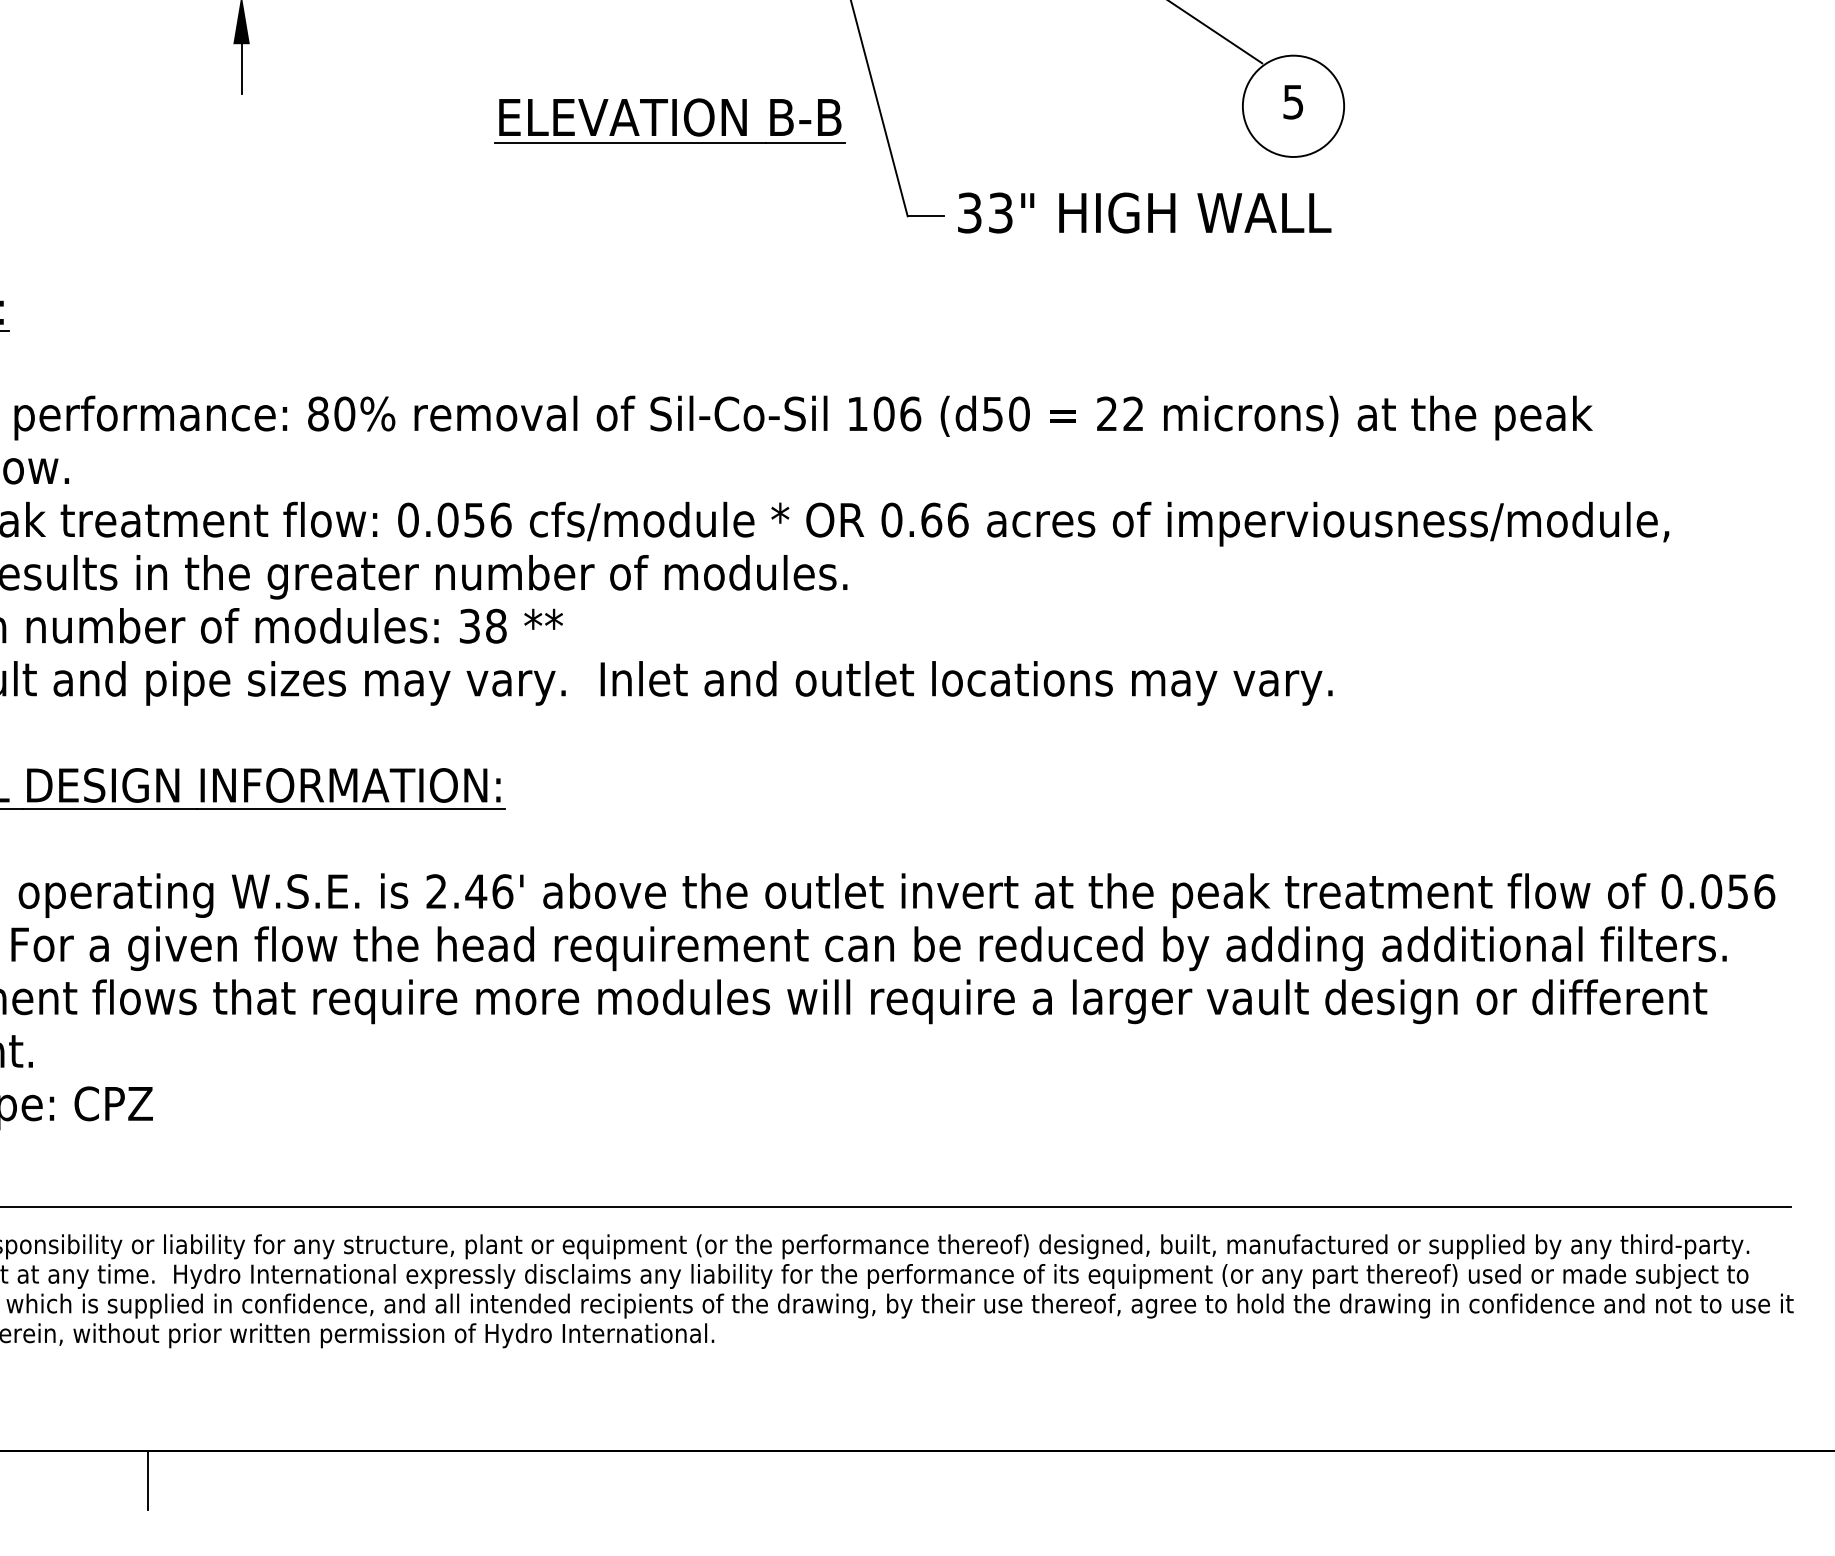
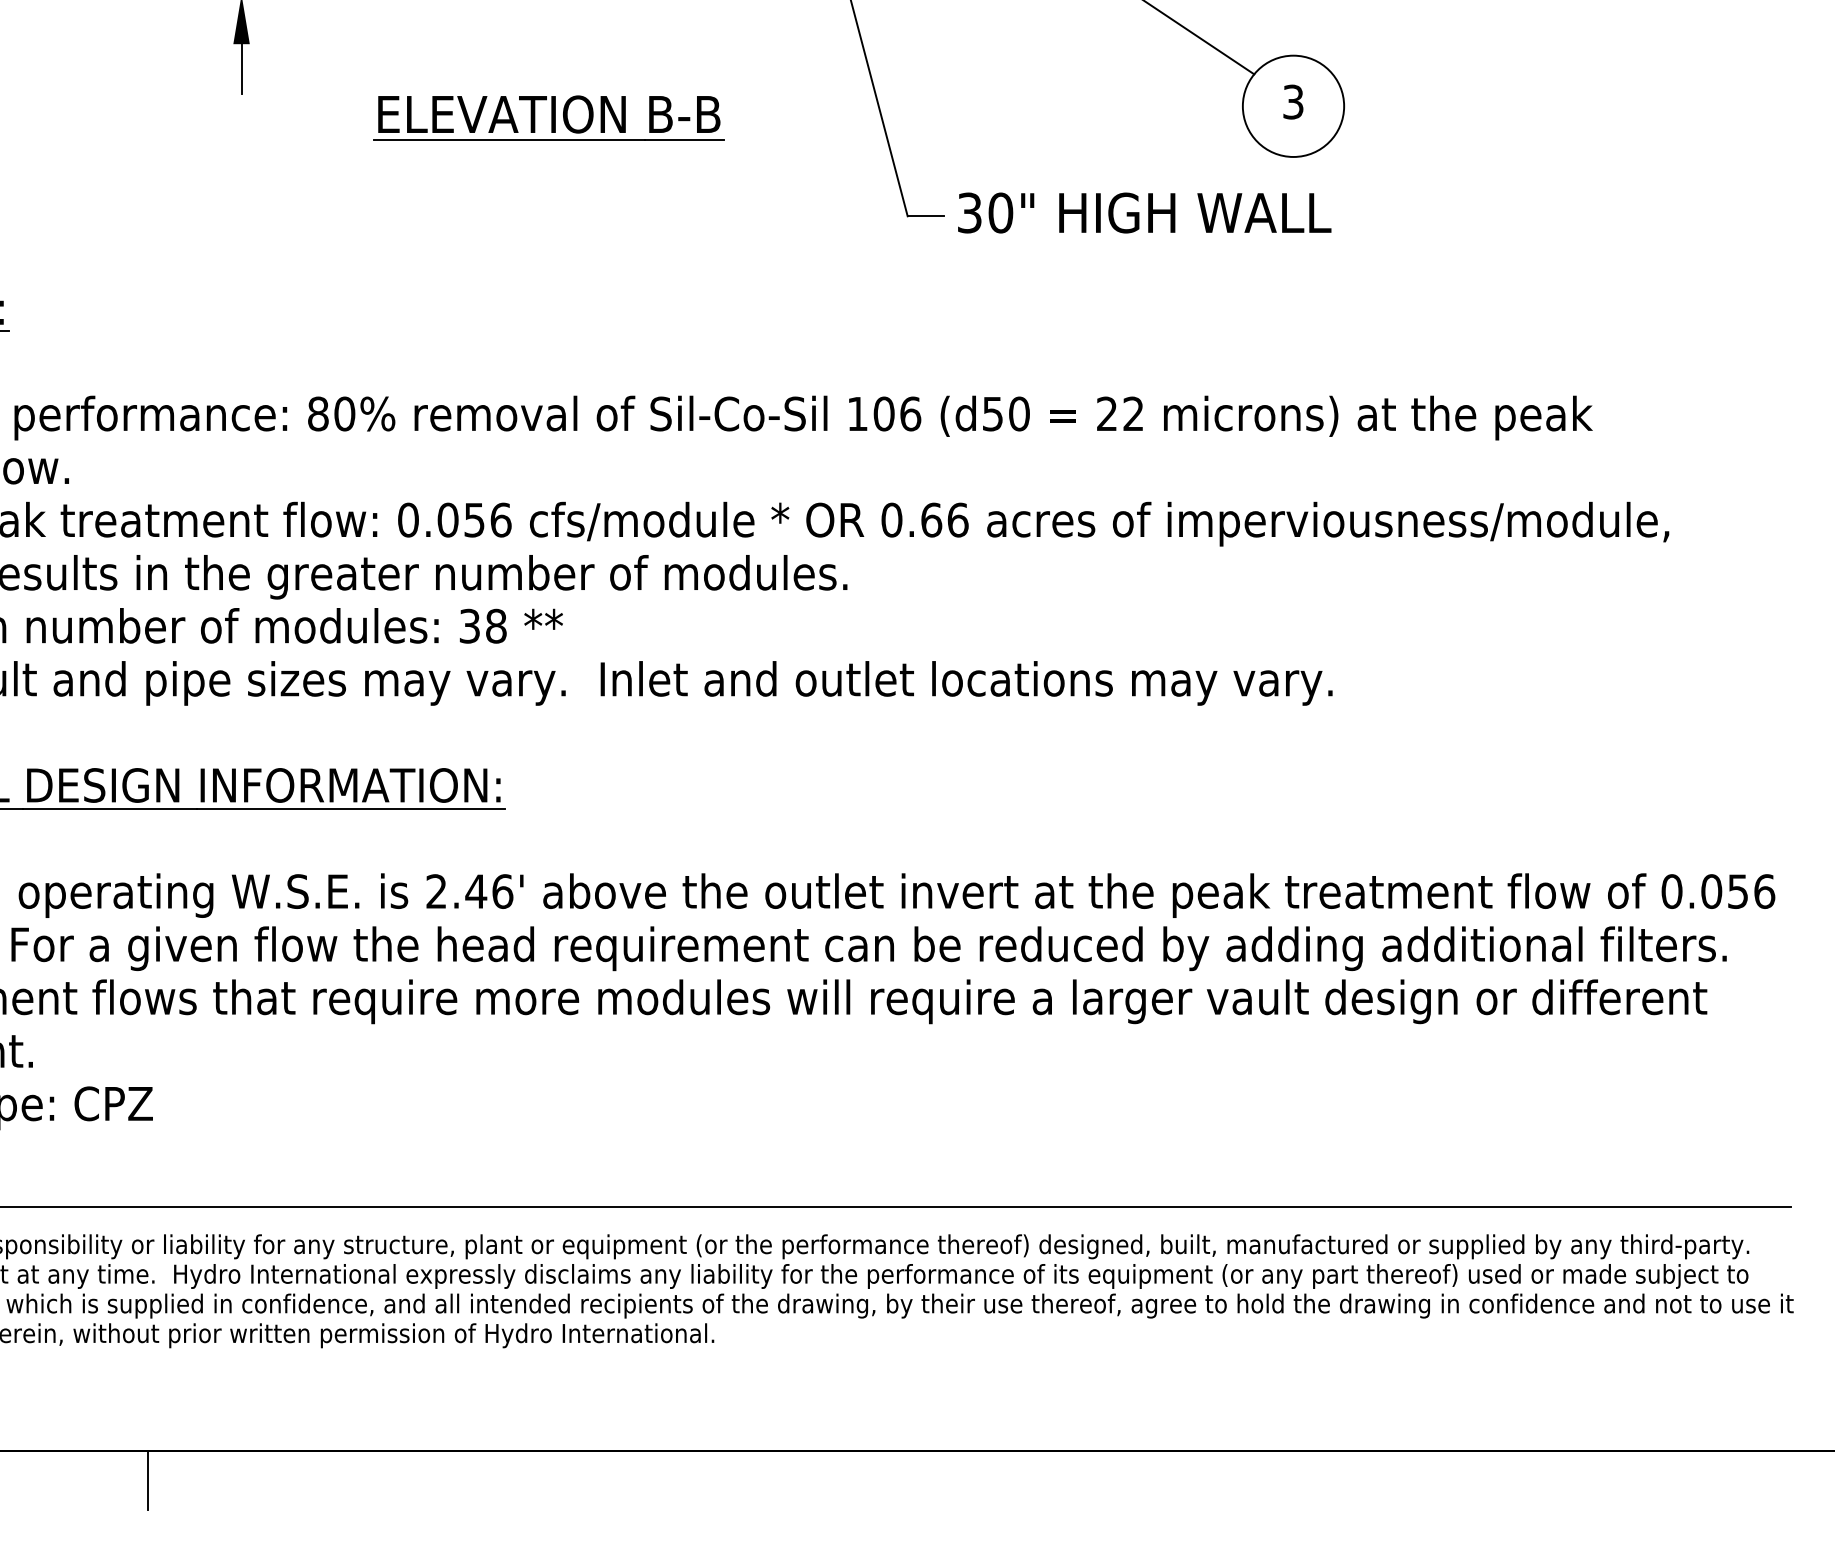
line position: (1216, 32) -> (1199, 38) (1199, 38)
text: 5 -> 3 (1293, 101)
part position: (669, 120) -> (548, 117) (548, 117)
text: 33" -> 30" (1000, 212)
